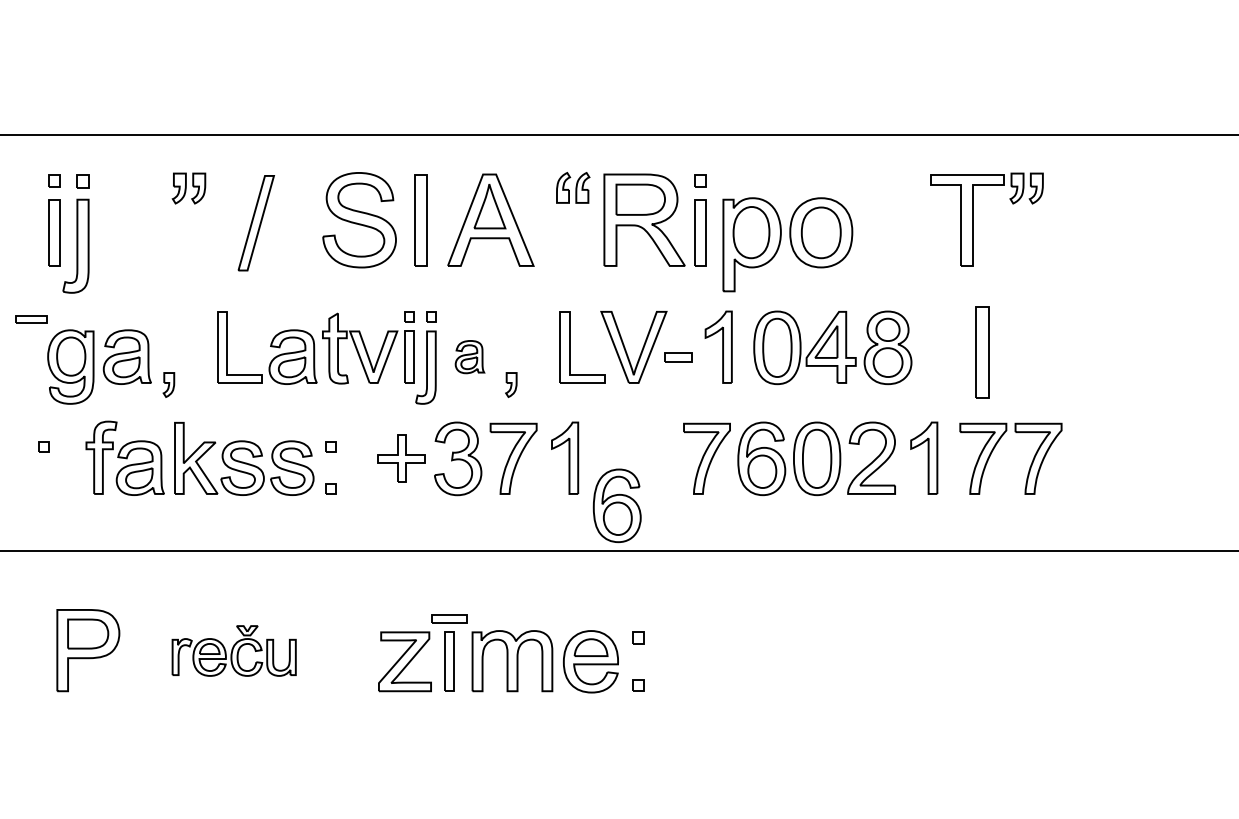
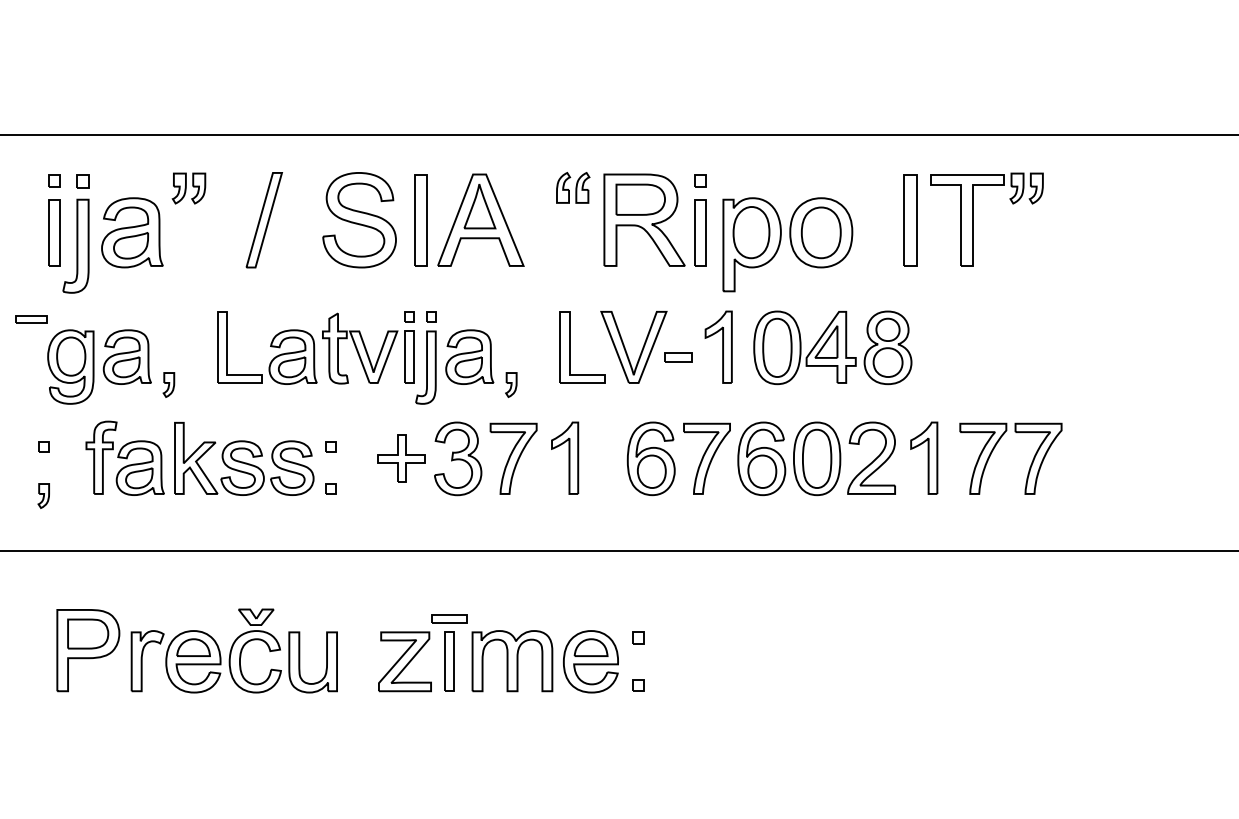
part position: (490, 219) -> (480, 219) (480, 219)
part position: (255, 223) -> (263, 220) (263, 220)
part: none -> present (132, 232)
part position: (982, 352) -> (910, 220) (910, 220)
part size: 32x35 px -> 50x56 px (469, 356)
part: none -> present (43, 495)
part position: (616, 505) -> (650, 458) (650, 458)
part size: 126x52 px -> 208x86 px (233, 650)
